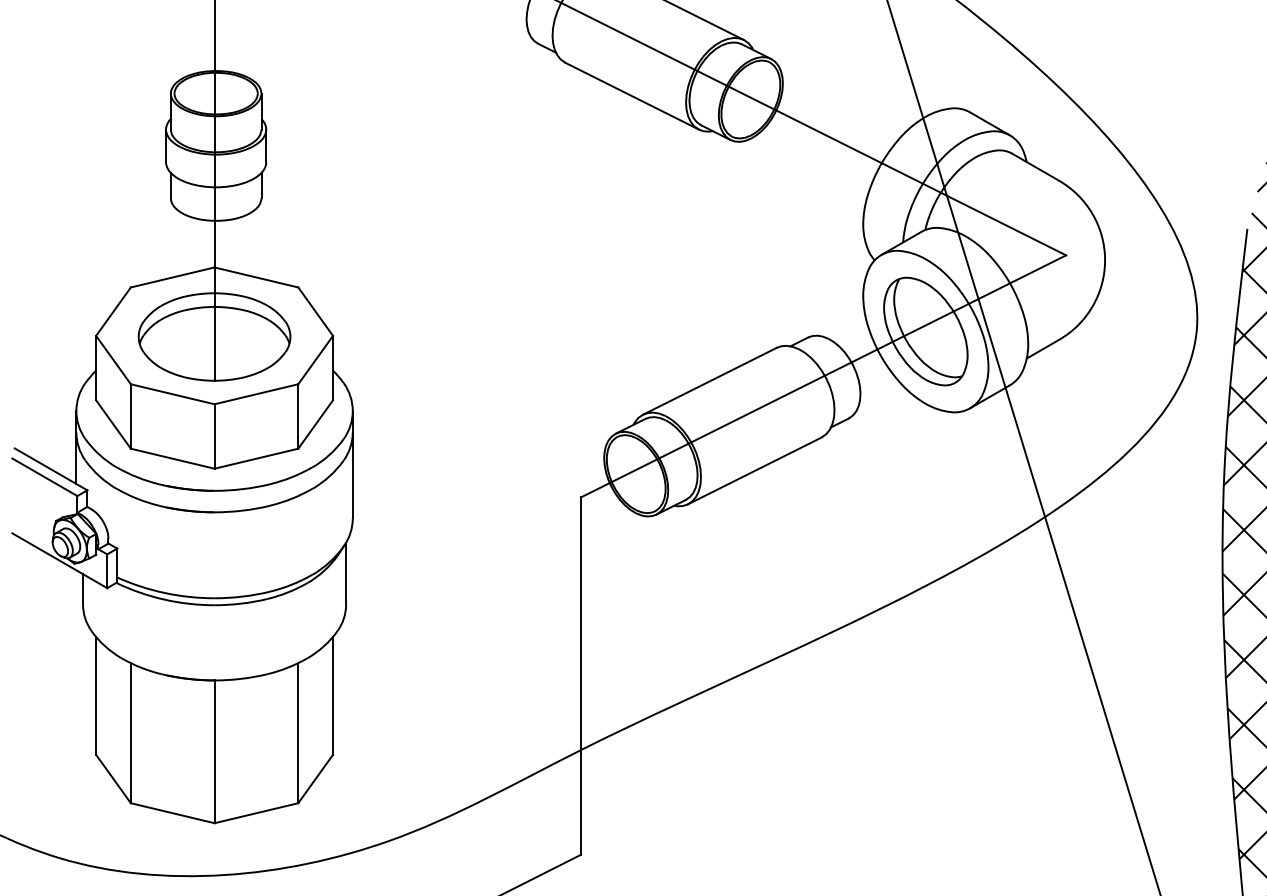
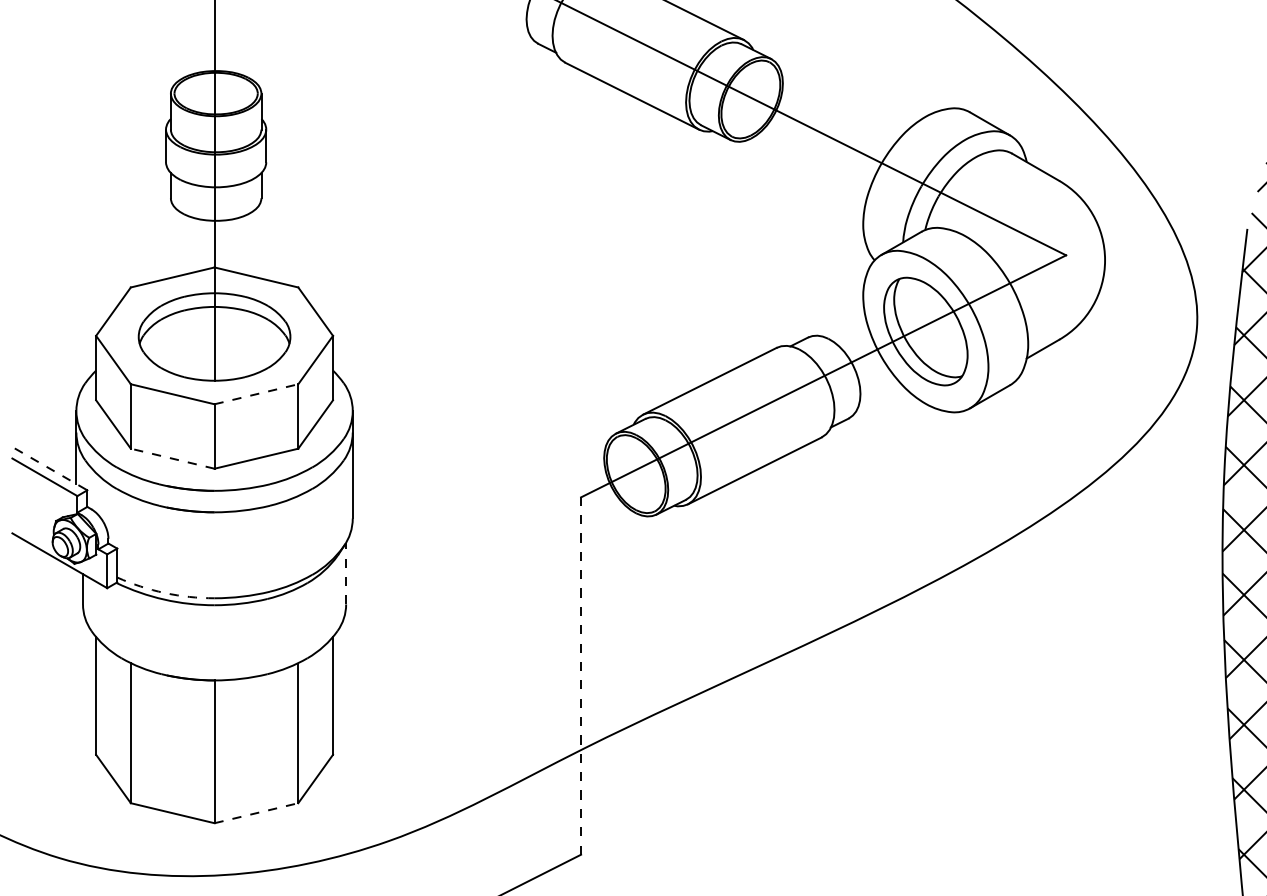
line: solid -> dashed (256, 394)
line: present -> none (1023, 447)
line: solid -> dashed (172, 458)
line: solid -> dashed (51, 469)
line: solid -> dashed (346, 573)
arc: solid -> dashed (164, 593)
line: solid -> dashed (581, 676)
line: solid -> dashed (256, 813)
